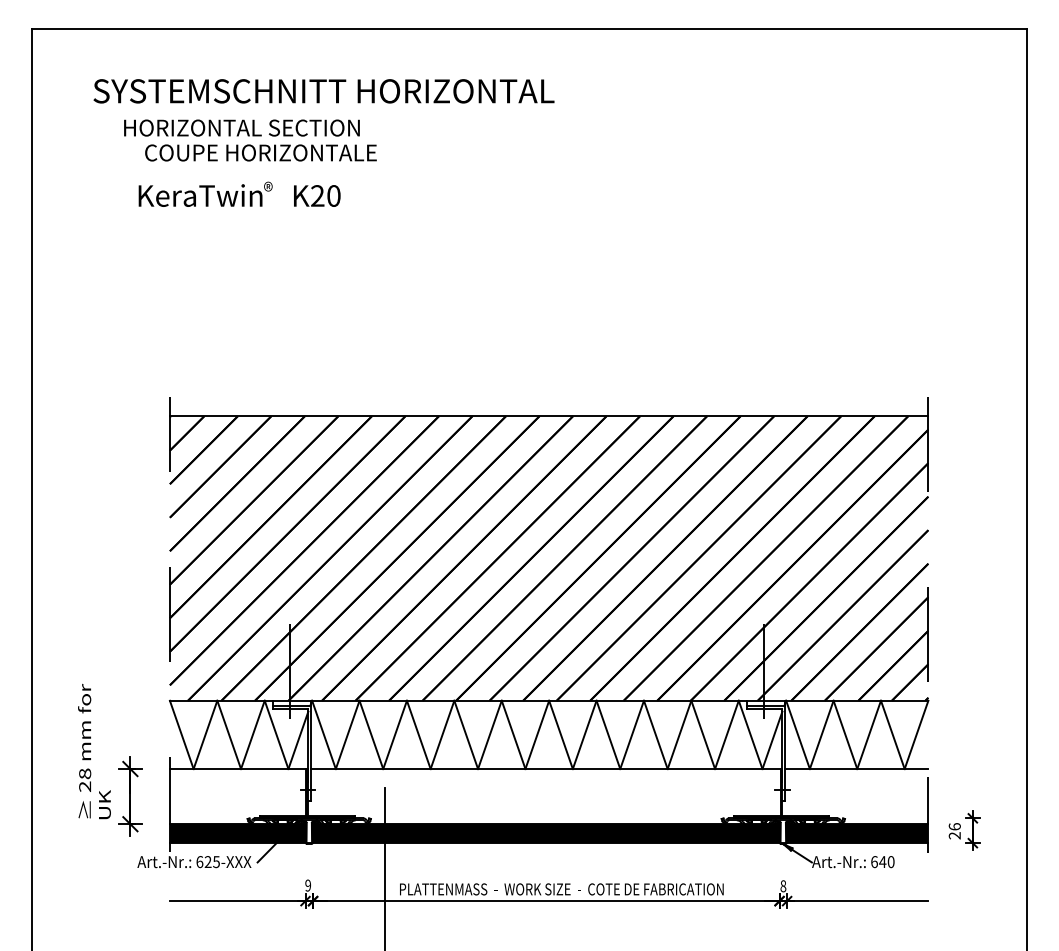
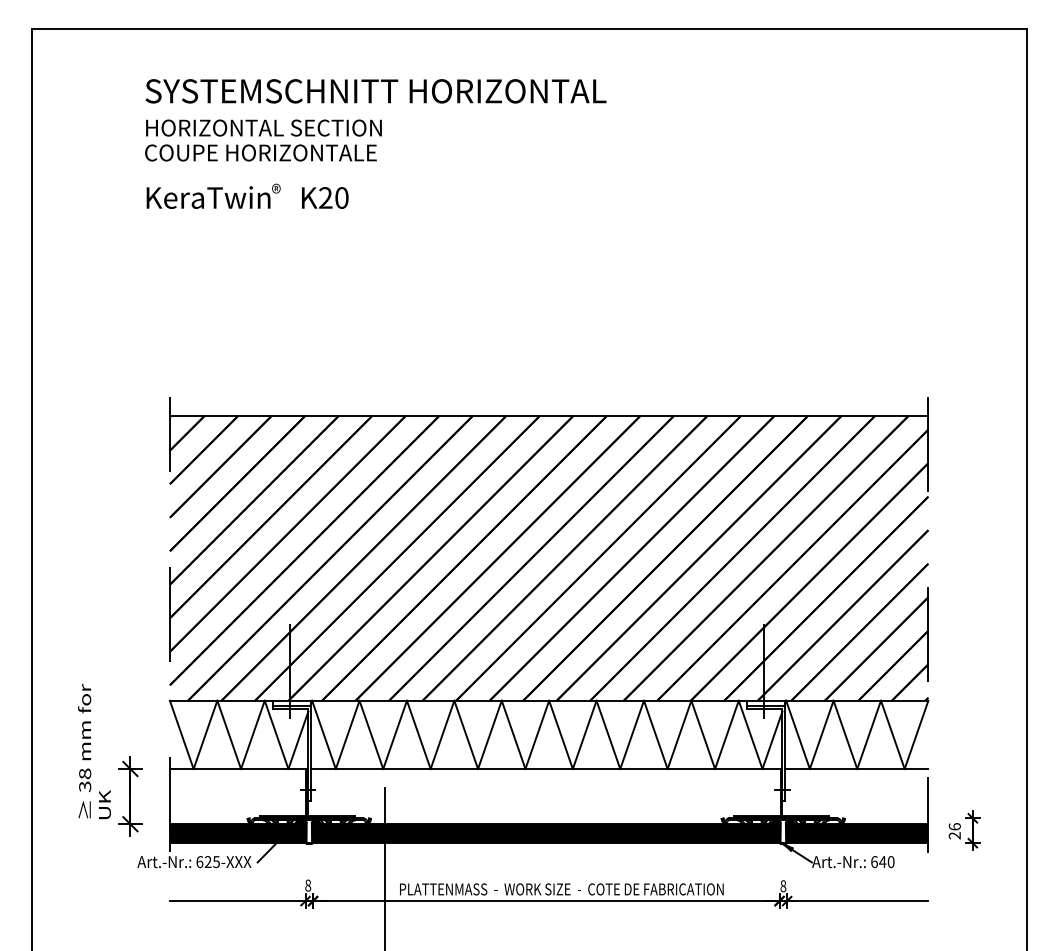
text position: (323, 91) -> (375, 91) (375, 91)
text position: (241, 127) -> (263, 127) (263, 127)
text position: (239, 193) -> (247, 195) (247, 195)
text: 28 -> 38 (85, 786)
text: 9 -> 8 (308, 885)
